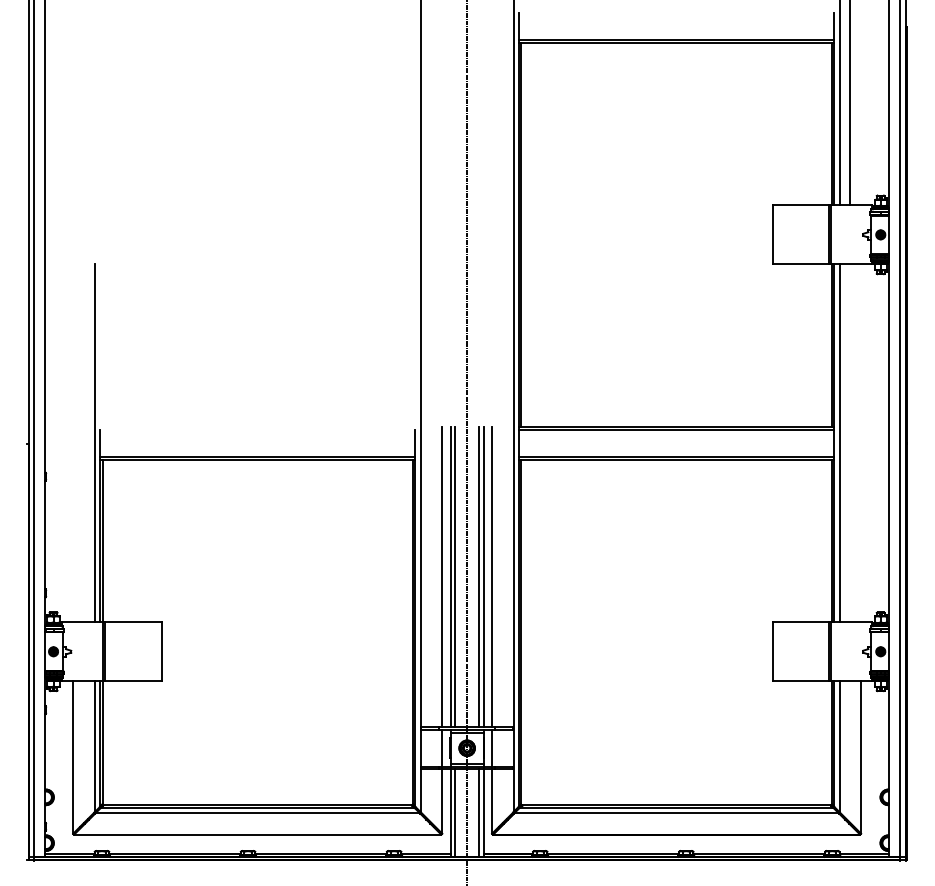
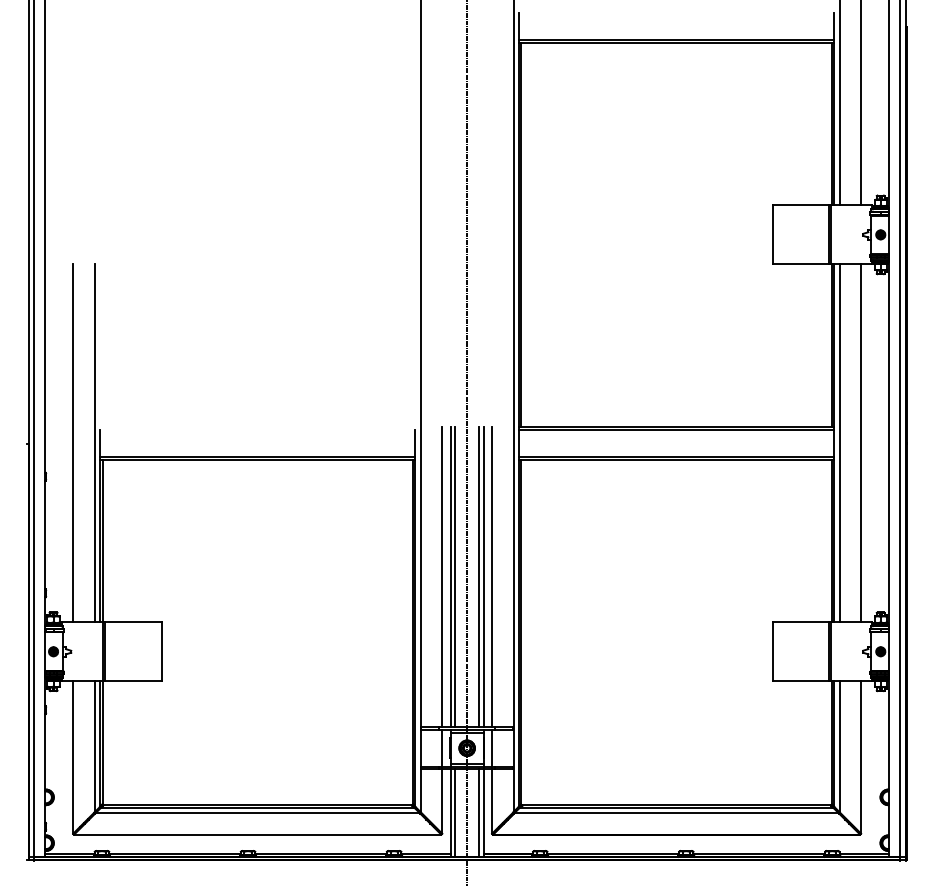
line position: (850, 103) -> (861, 103) (861, 103)
line: none -> present (73, 443)
line: none -> present (861, 443)
